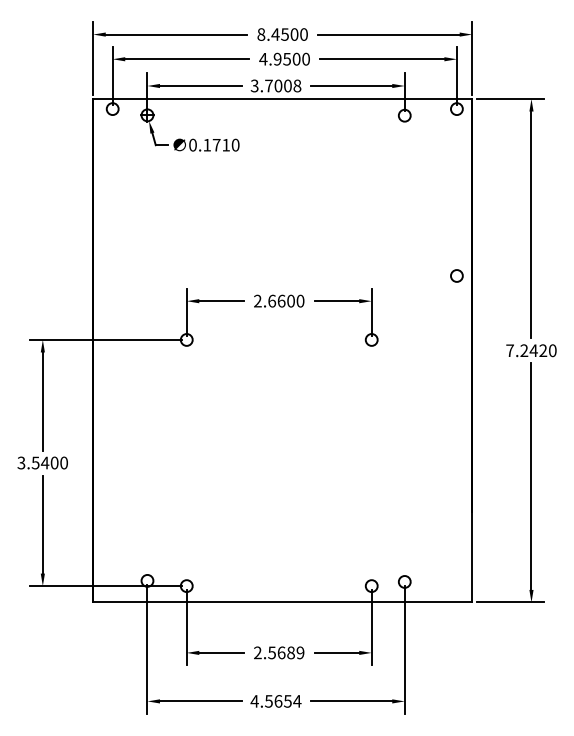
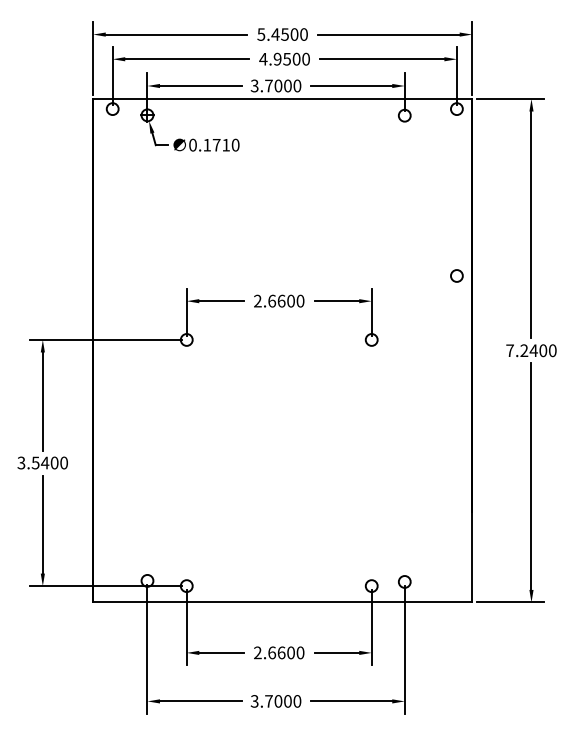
text: 8.4500 -> 5.4500 (261, 34)
text: 3.7008 -> 3.7000 (297, 85)
text: 7.2420 -> 7.2400 (543, 350)
text: 2.5689 -> 2.6600 (286, 652)
text: 4.5654 -> 3.7000 (275, 701)
